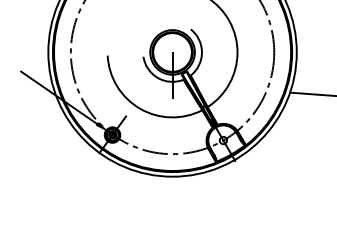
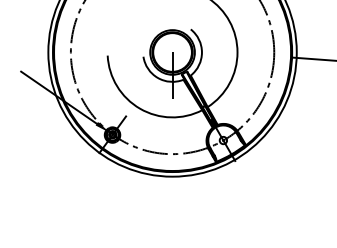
line position: (311, 93) -> (313, 58) (313, 58)
